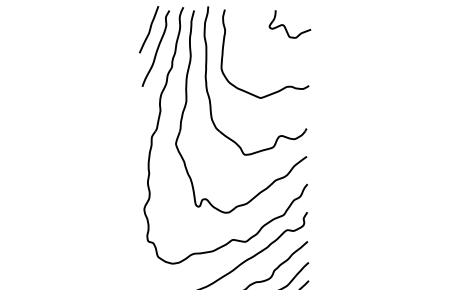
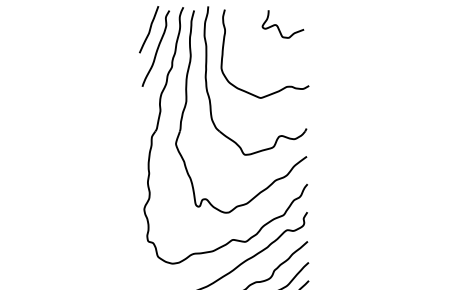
curve position: (285, 26) -> (278, 26) (278, 26)
